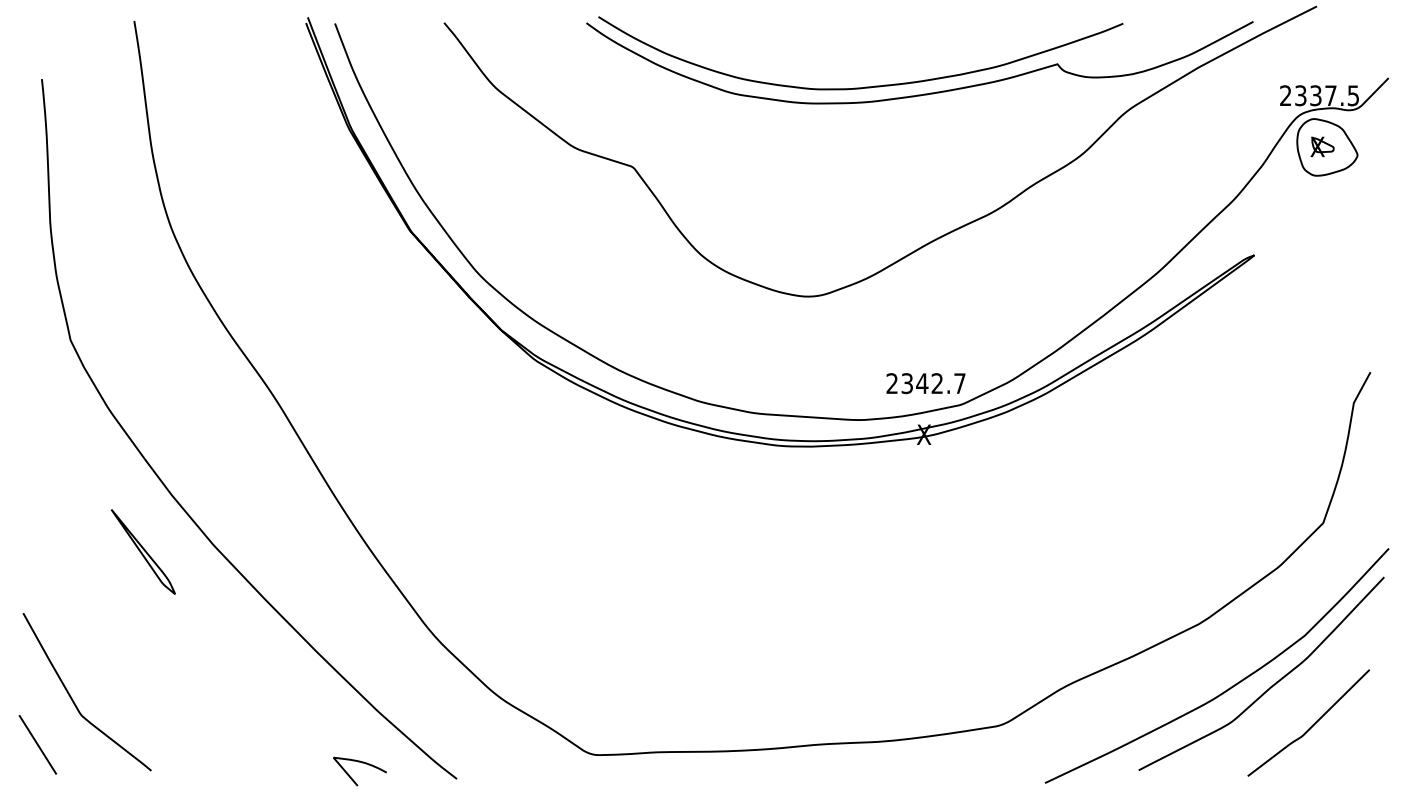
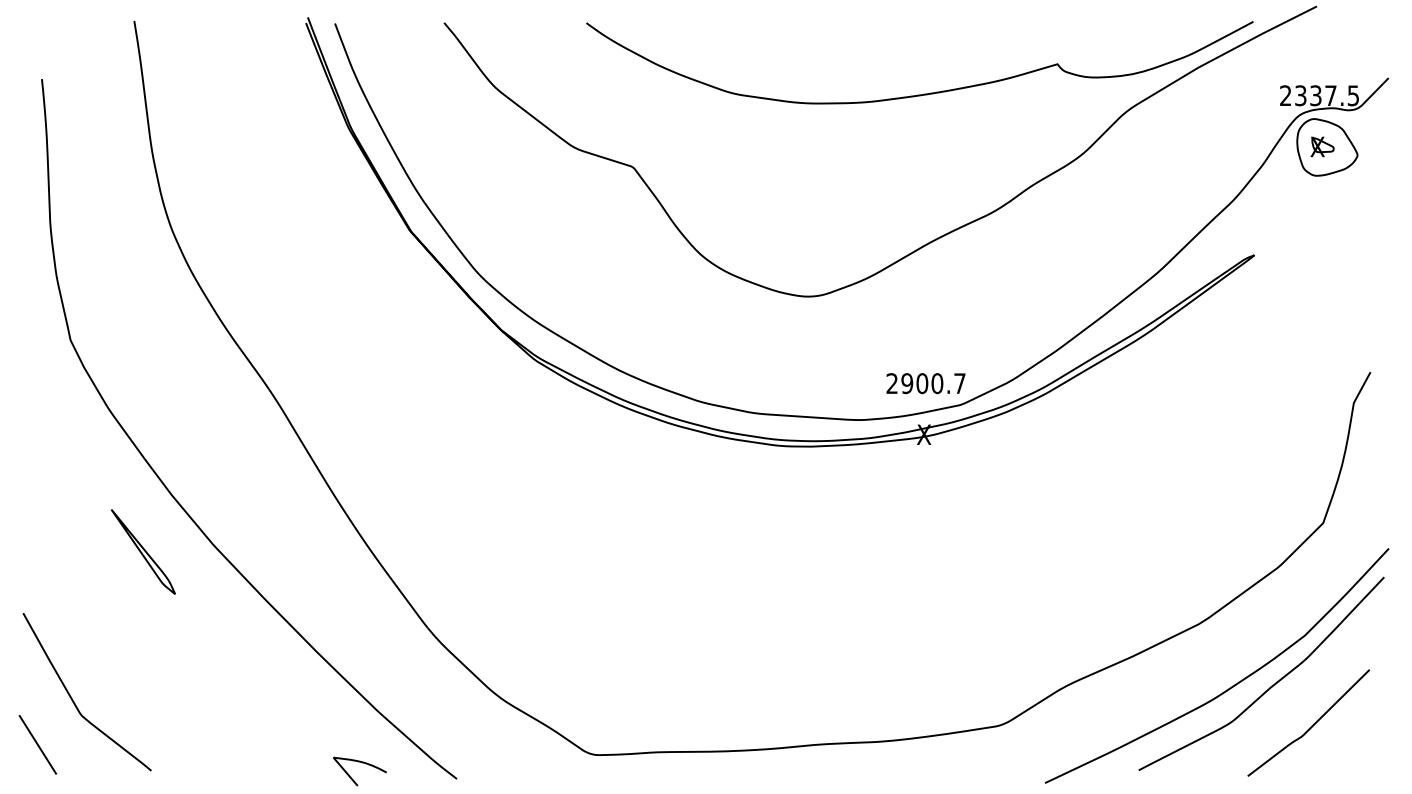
curve: present -> none (865, 86)
text: 2342.7 -> 2900.7 (922, 383)
